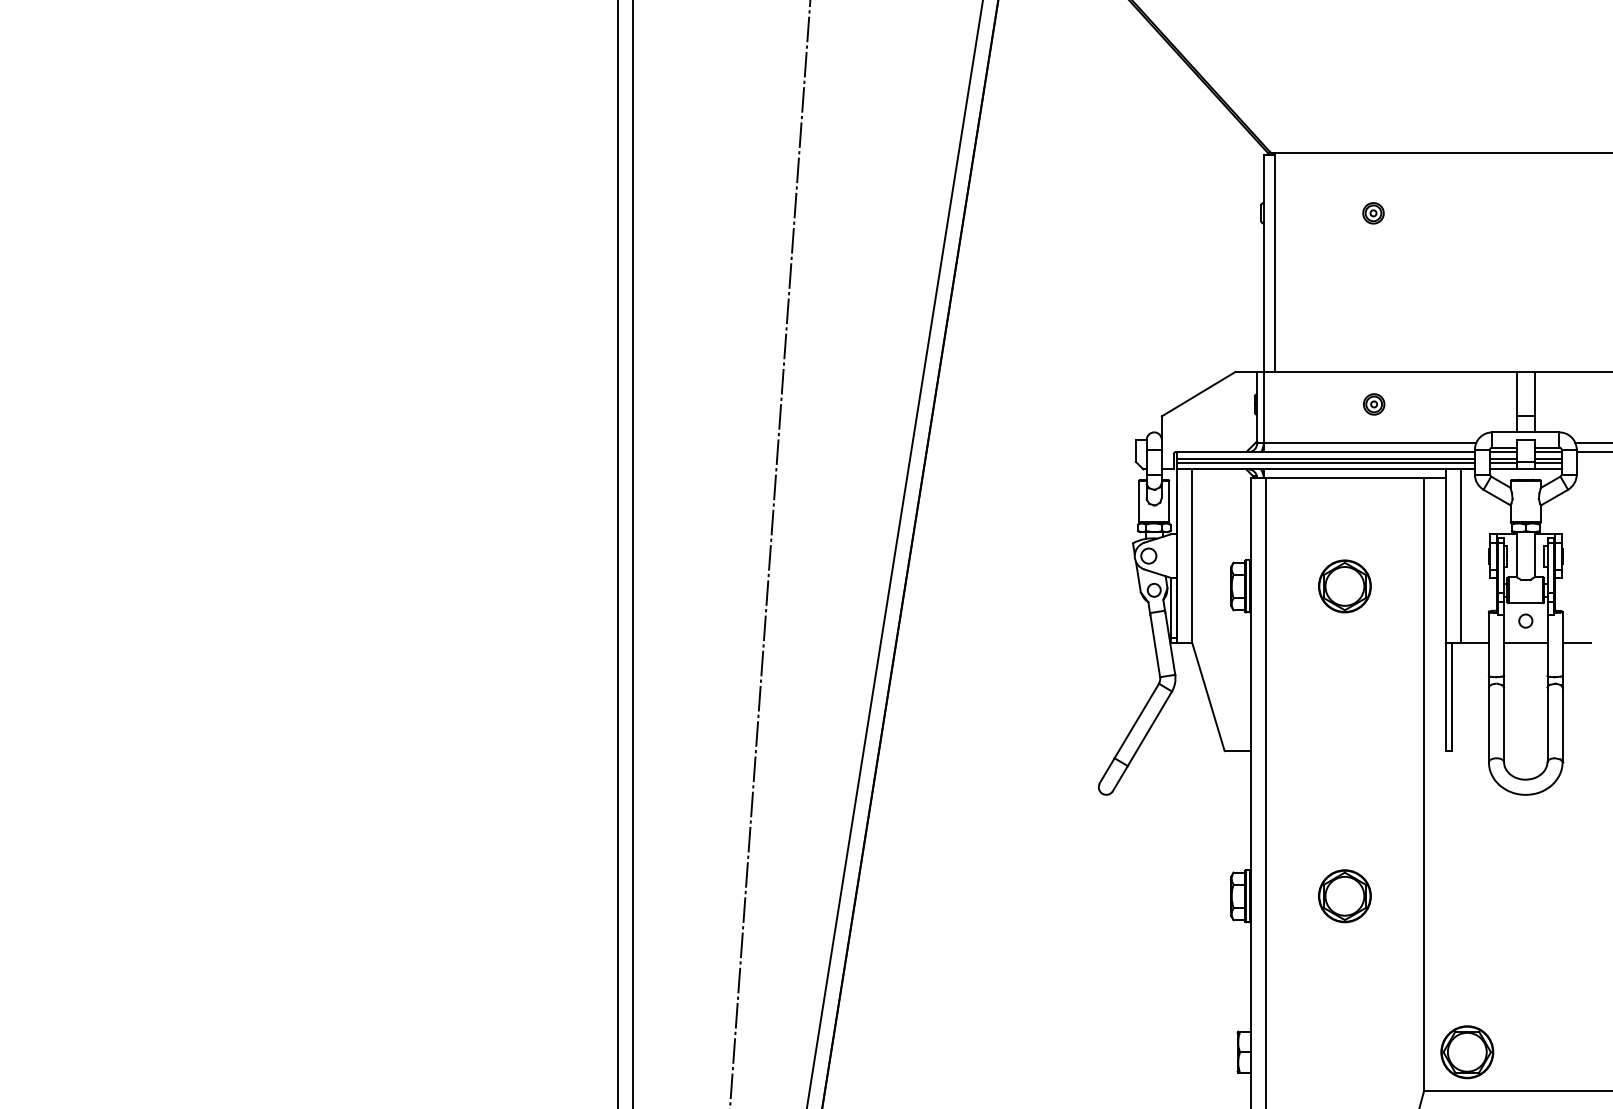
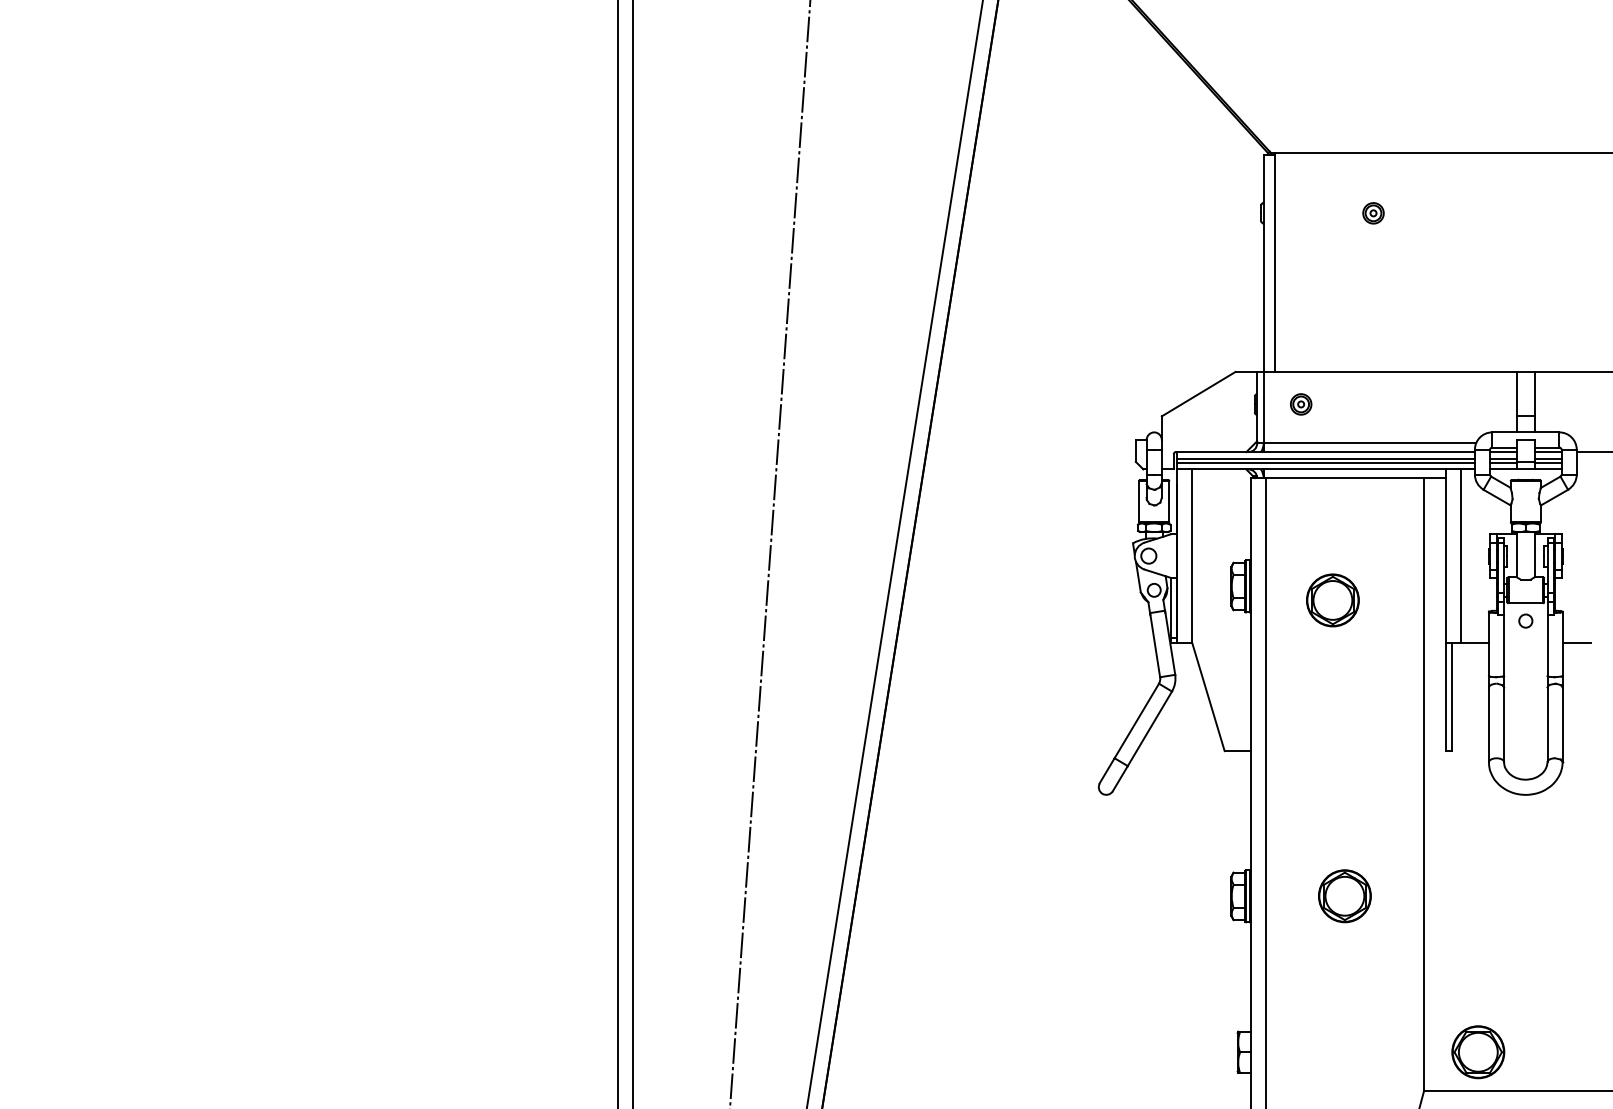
part position: (1374, 404) -> (1301, 404) (1301, 404)
line: present -> none (1592, 443)
part position: (1344, 586) -> (1332, 600) (1332, 600)
line: present -> none (1525, 642)
part position: (1467, 1052) -> (1478, 1052) (1478, 1052)
